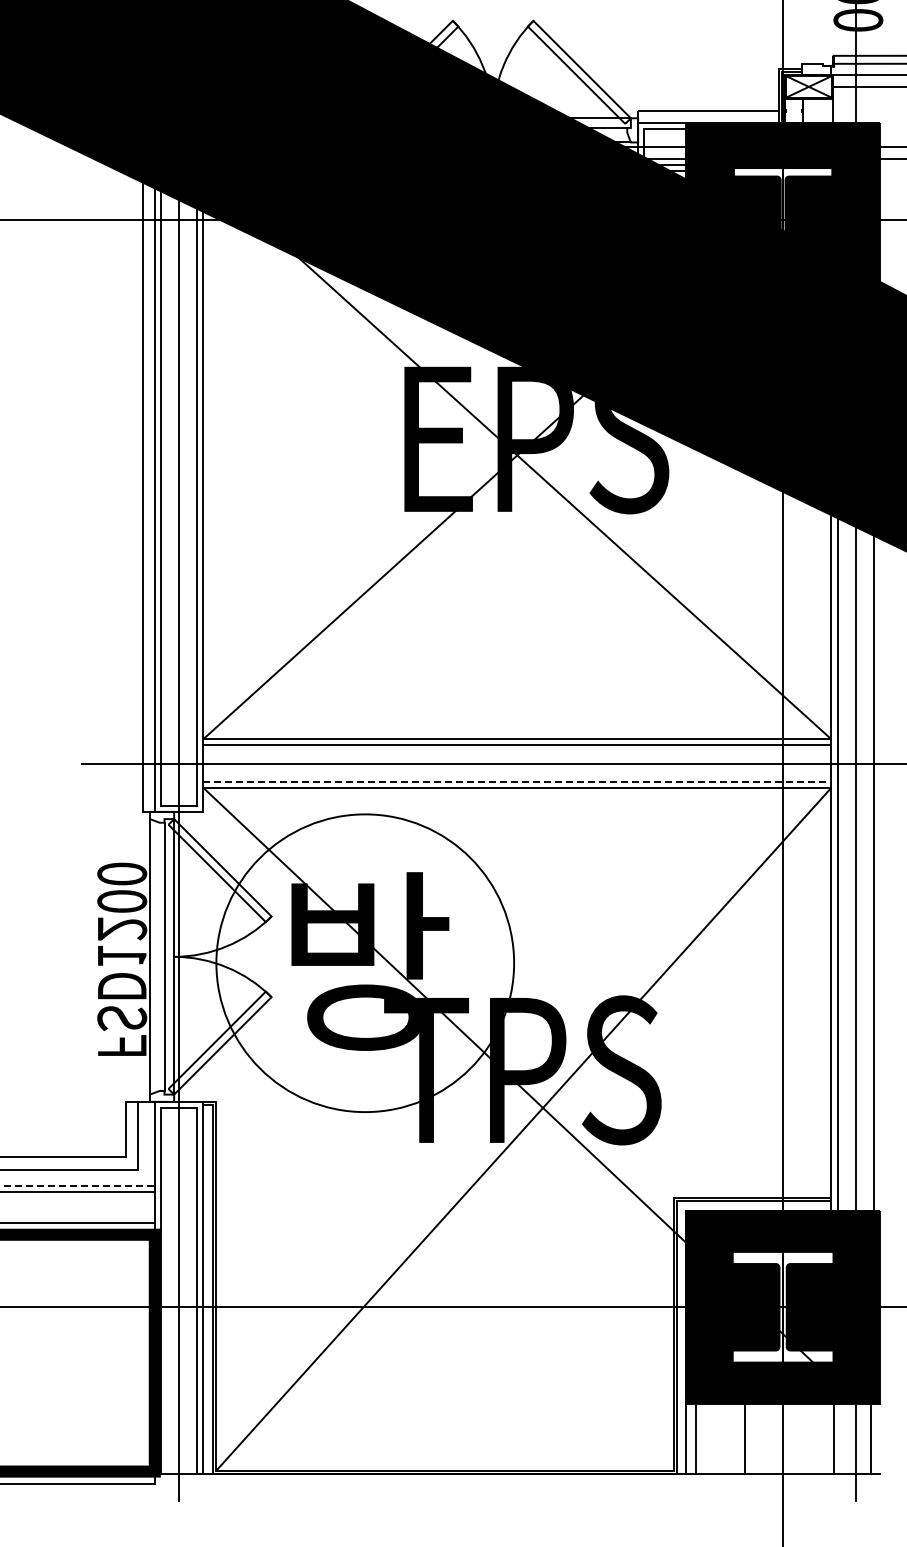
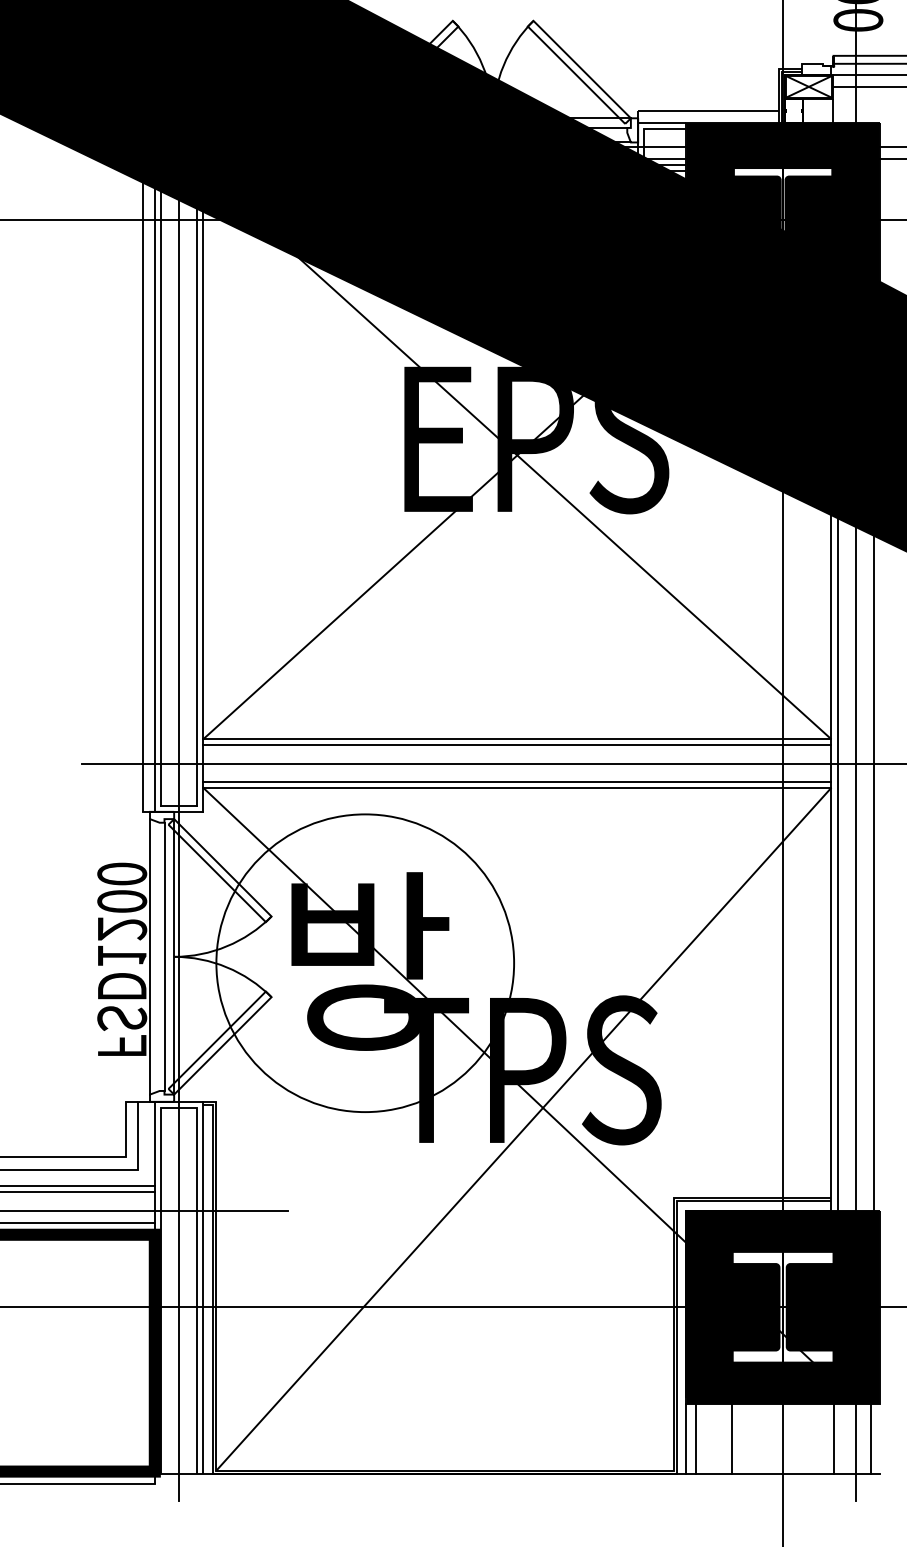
line: dashed -> solid (517, 781)
line: dashed -> solid (77, 1186)
line: none -> present (145, 1210)
line position: (745, 1438) -> (732, 1438) (732, 1438)
